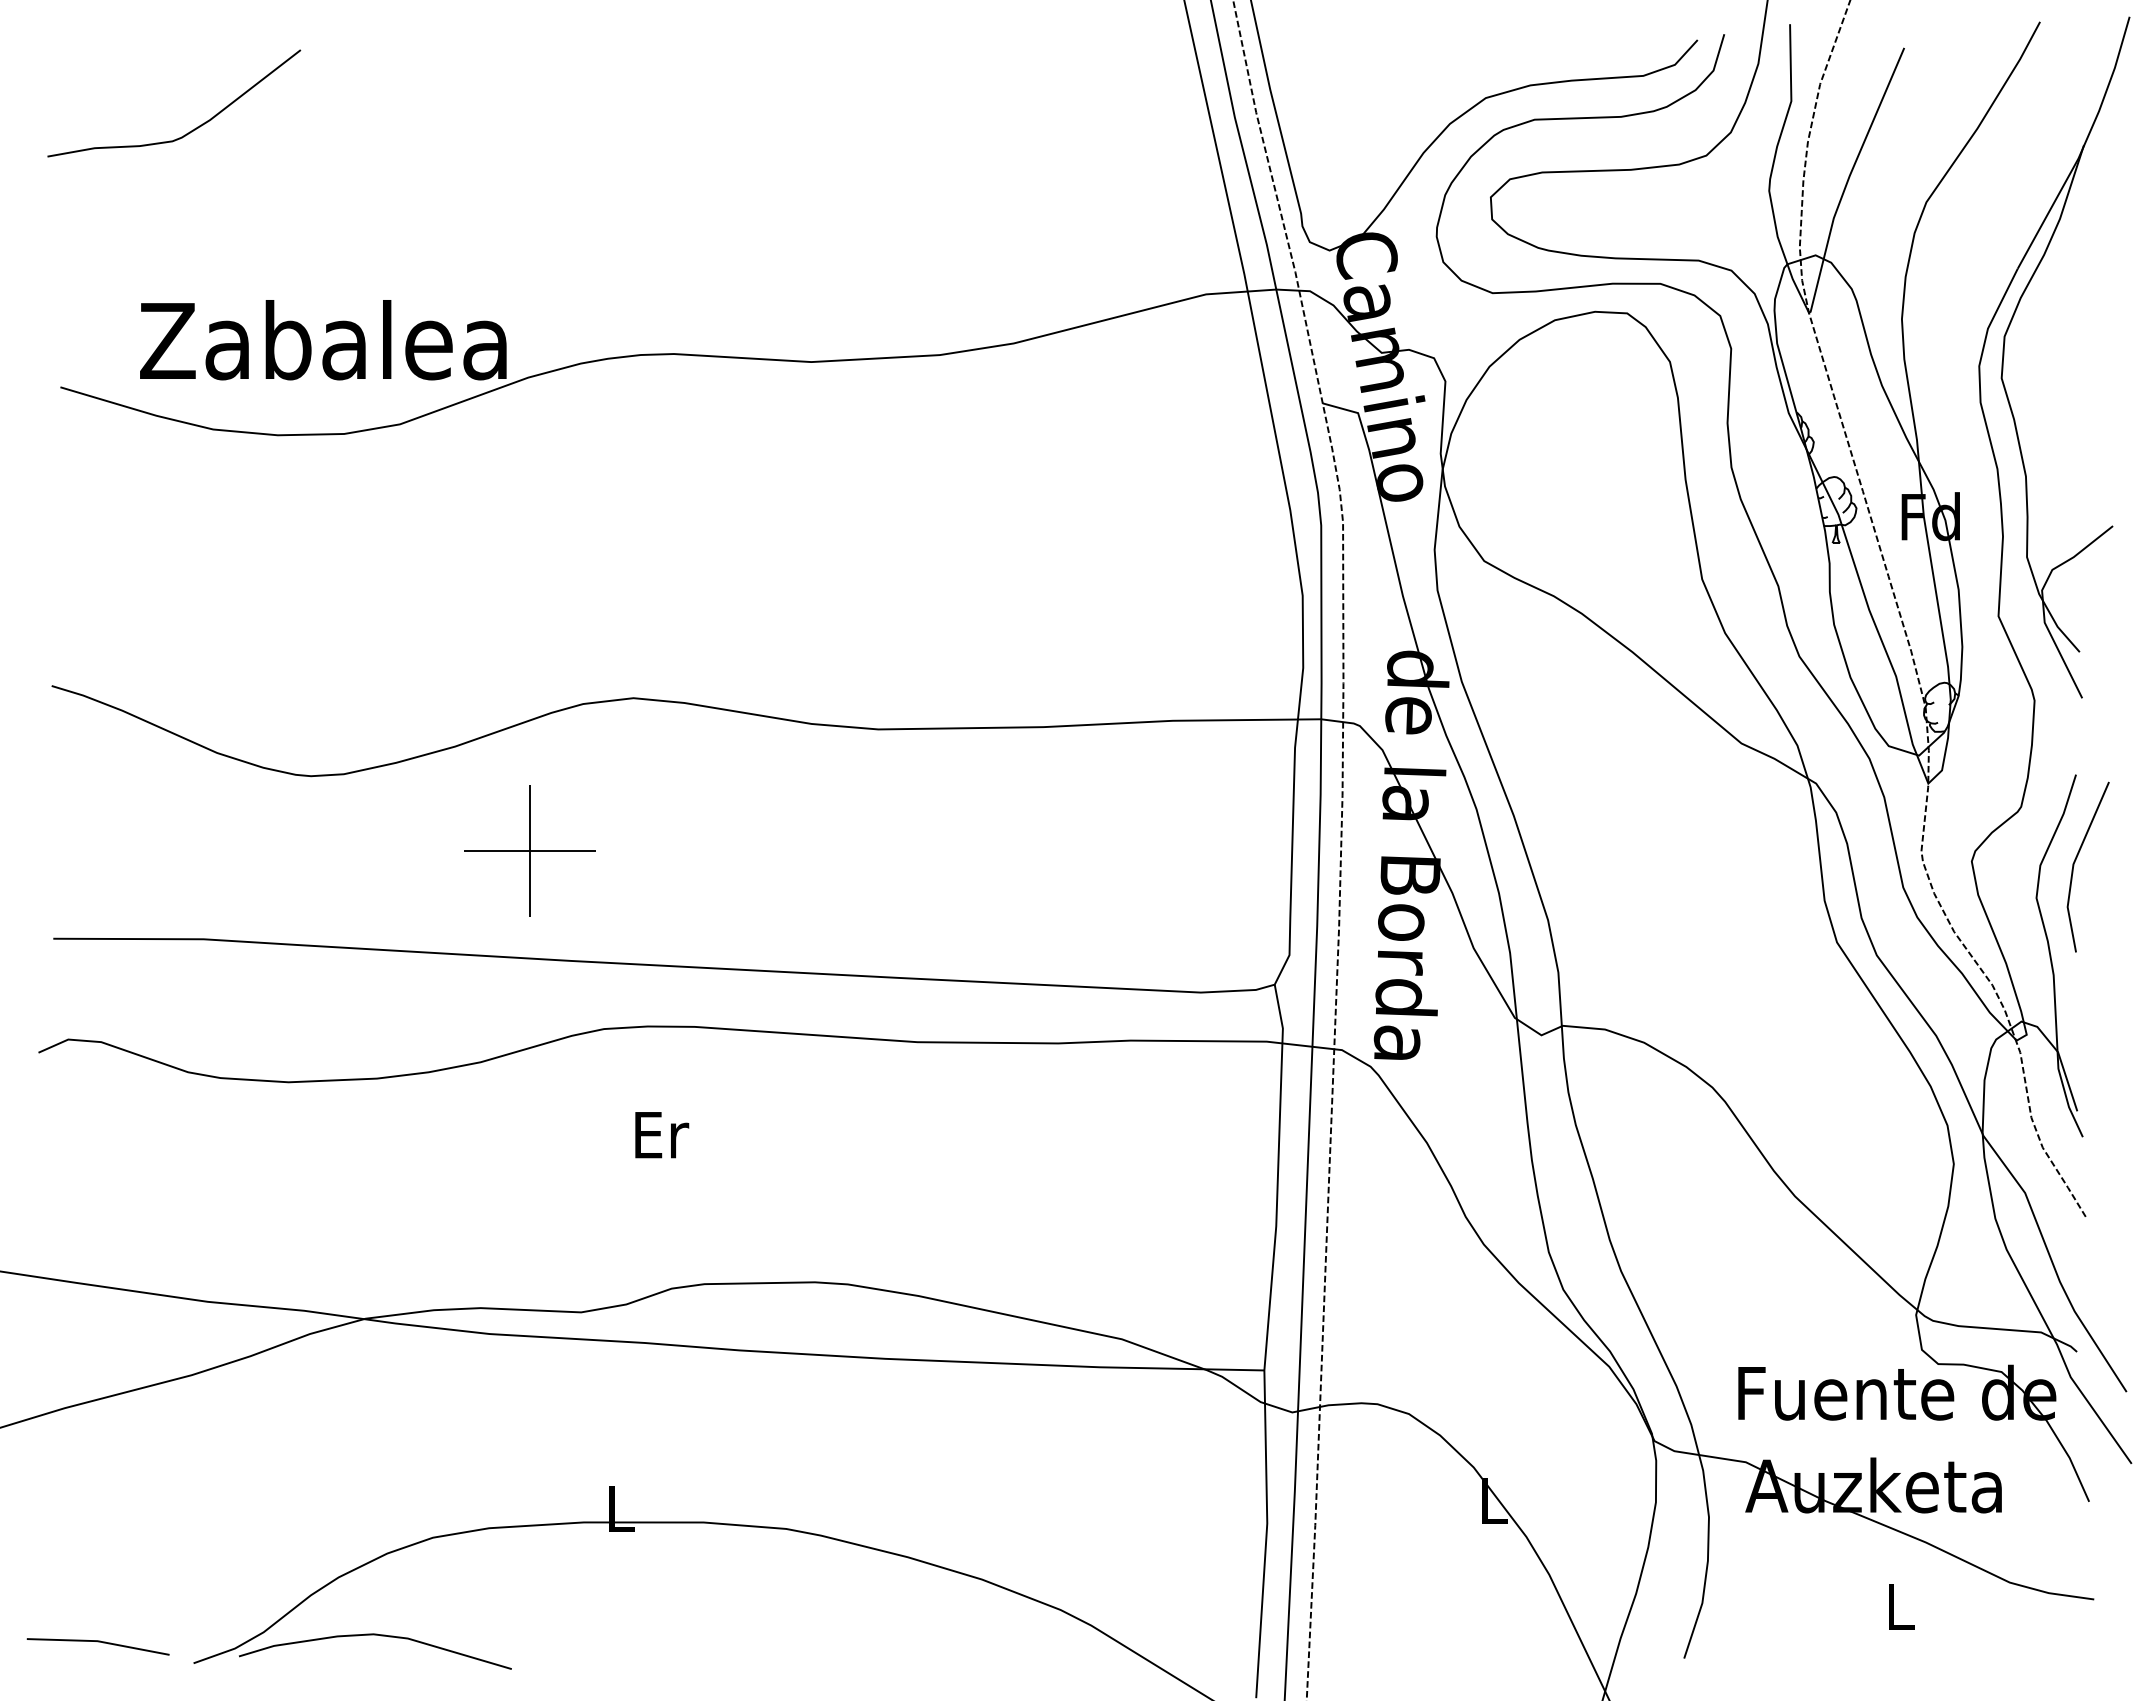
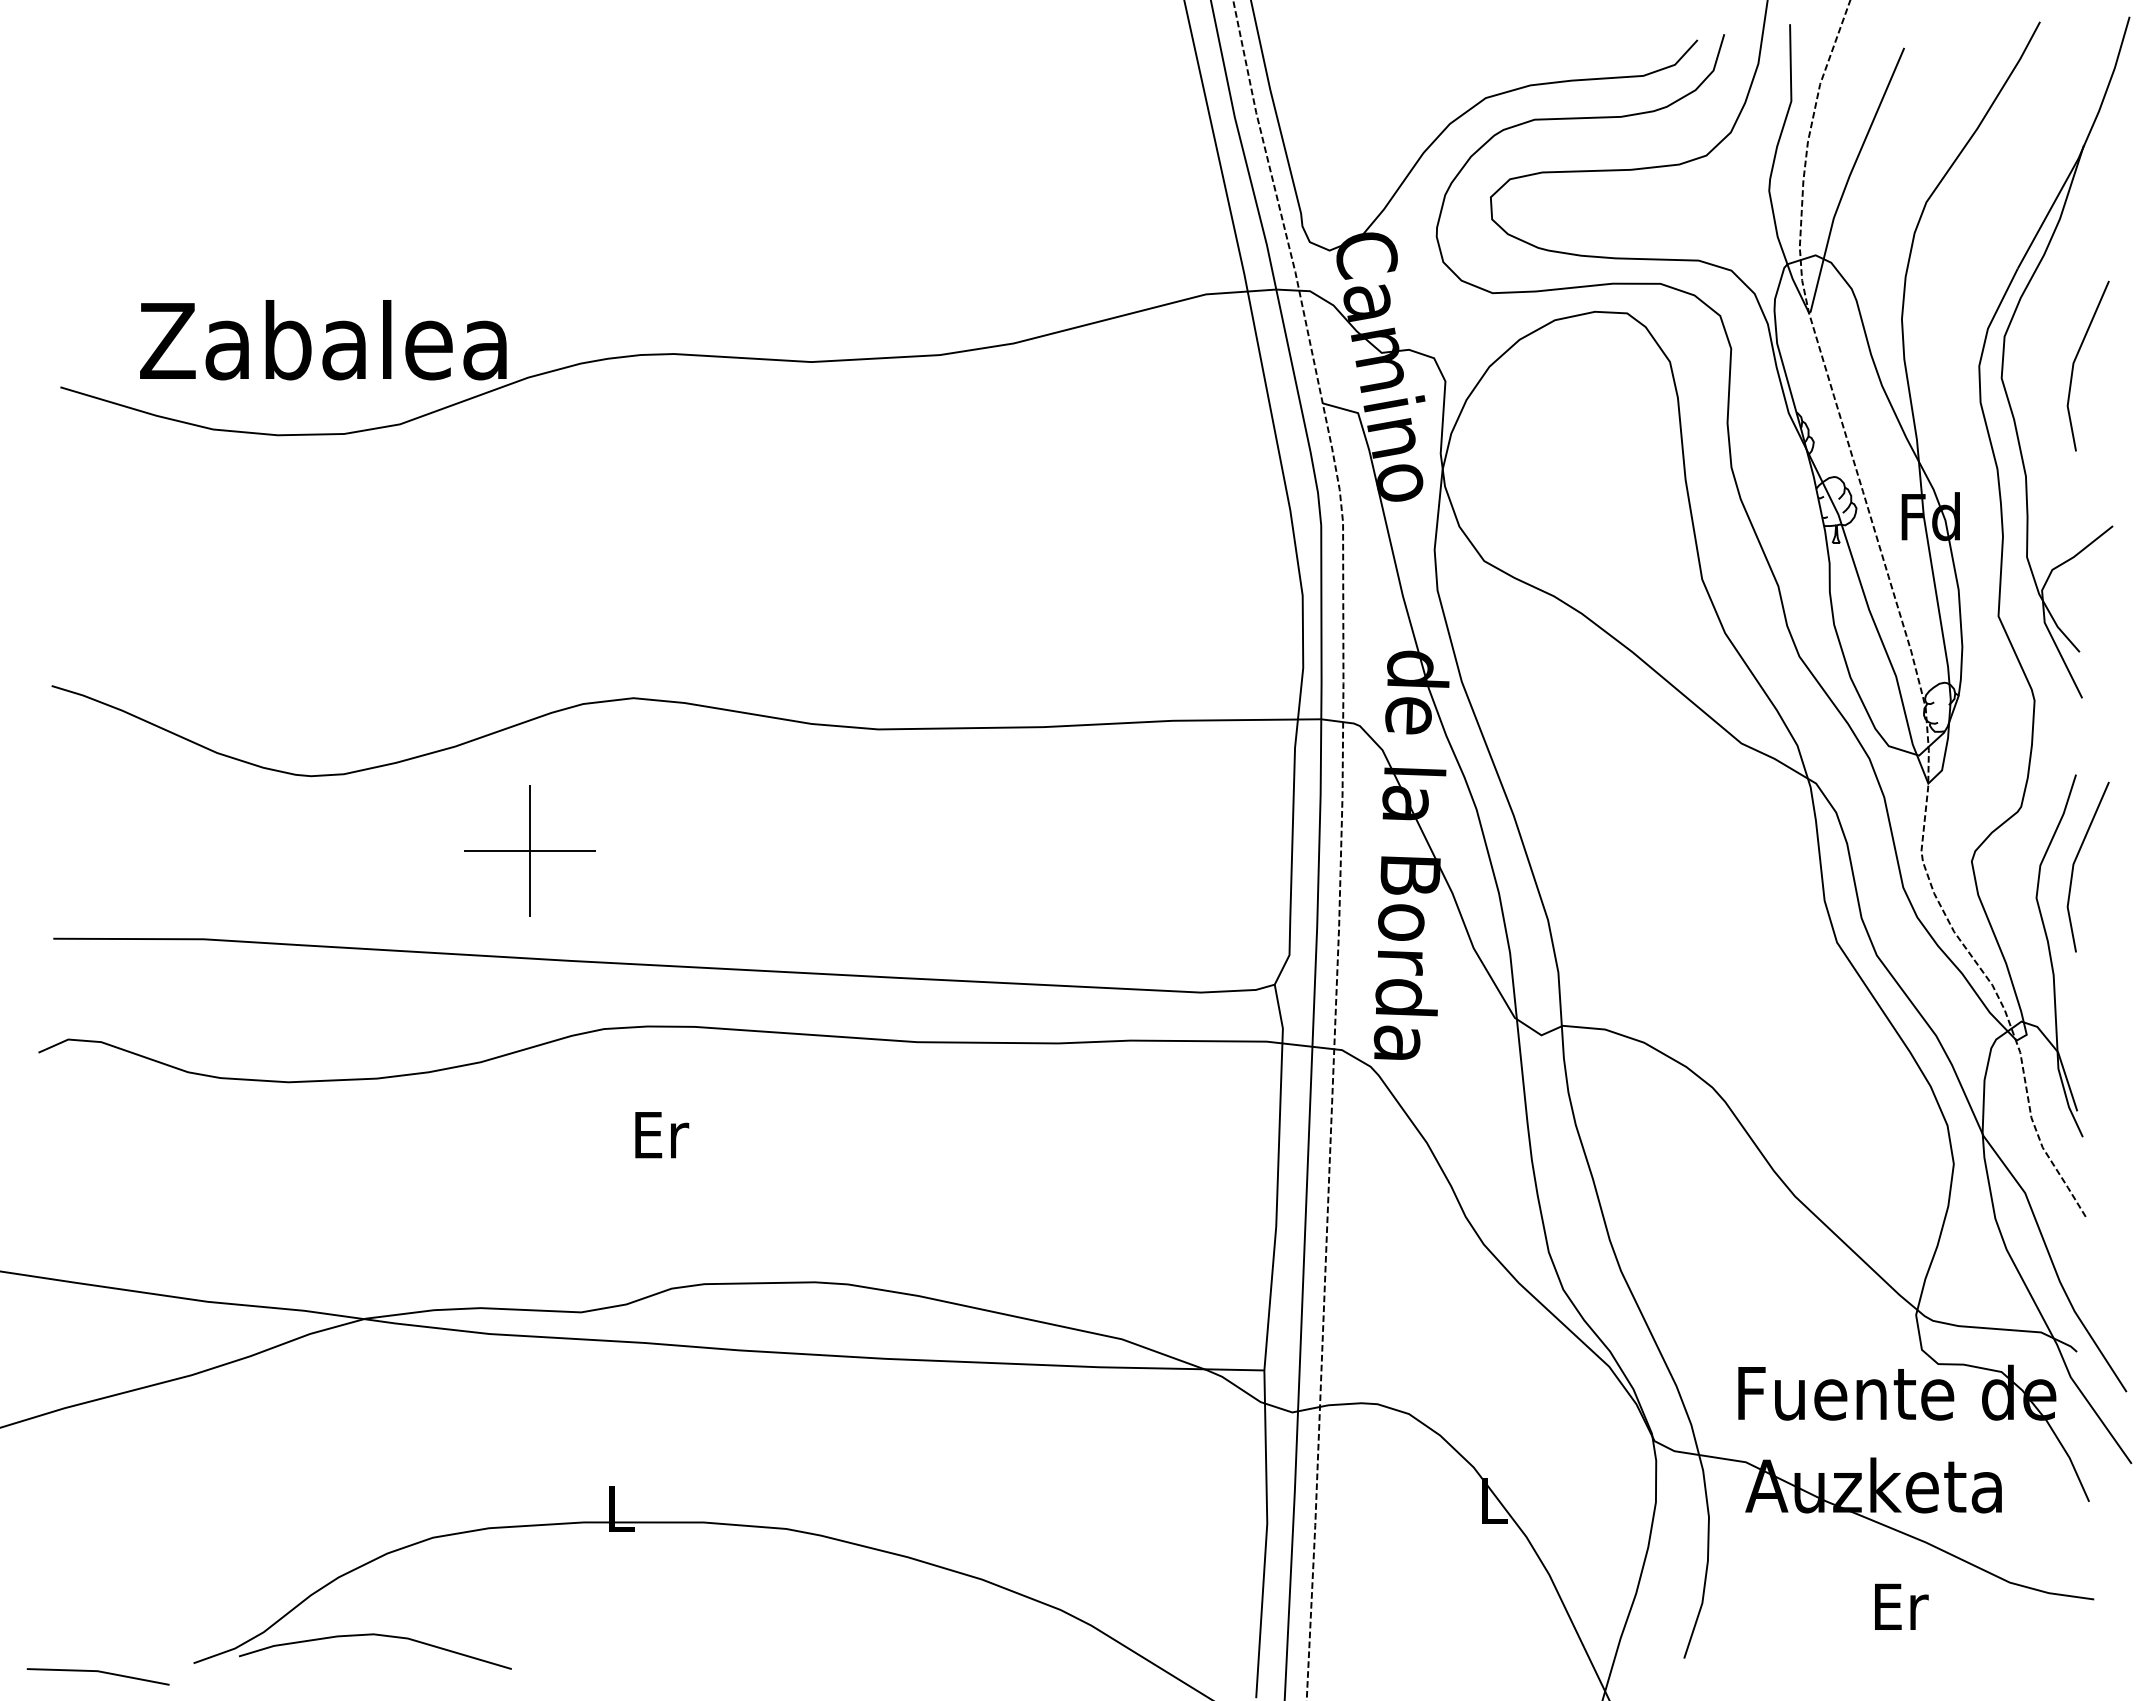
curve: present -> none (192, 129)
line: none -> present (2076, 359)
text: L -> Er (1901, 1606)
line position: (97, 1642) -> (97, 1672) (97, 1672)
